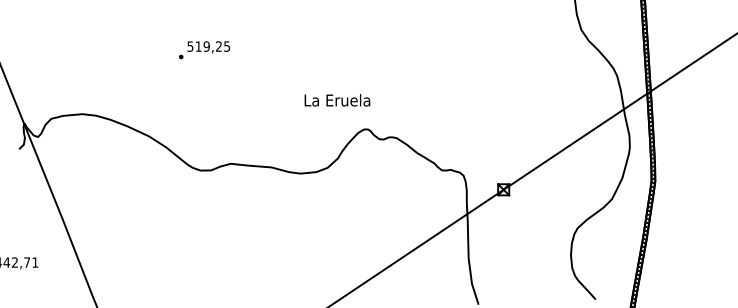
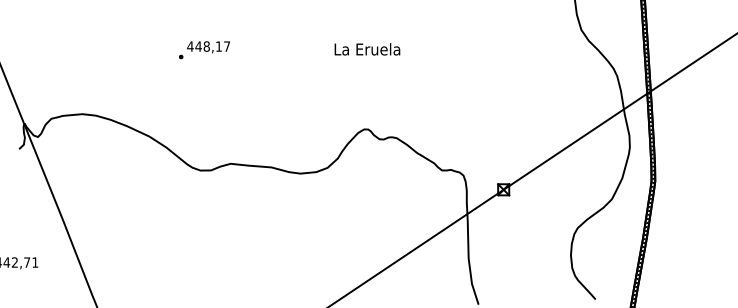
text: 519,25 -> 448,17 (208, 46)
text position: (337, 100) -> (367, 49) (367, 49)
